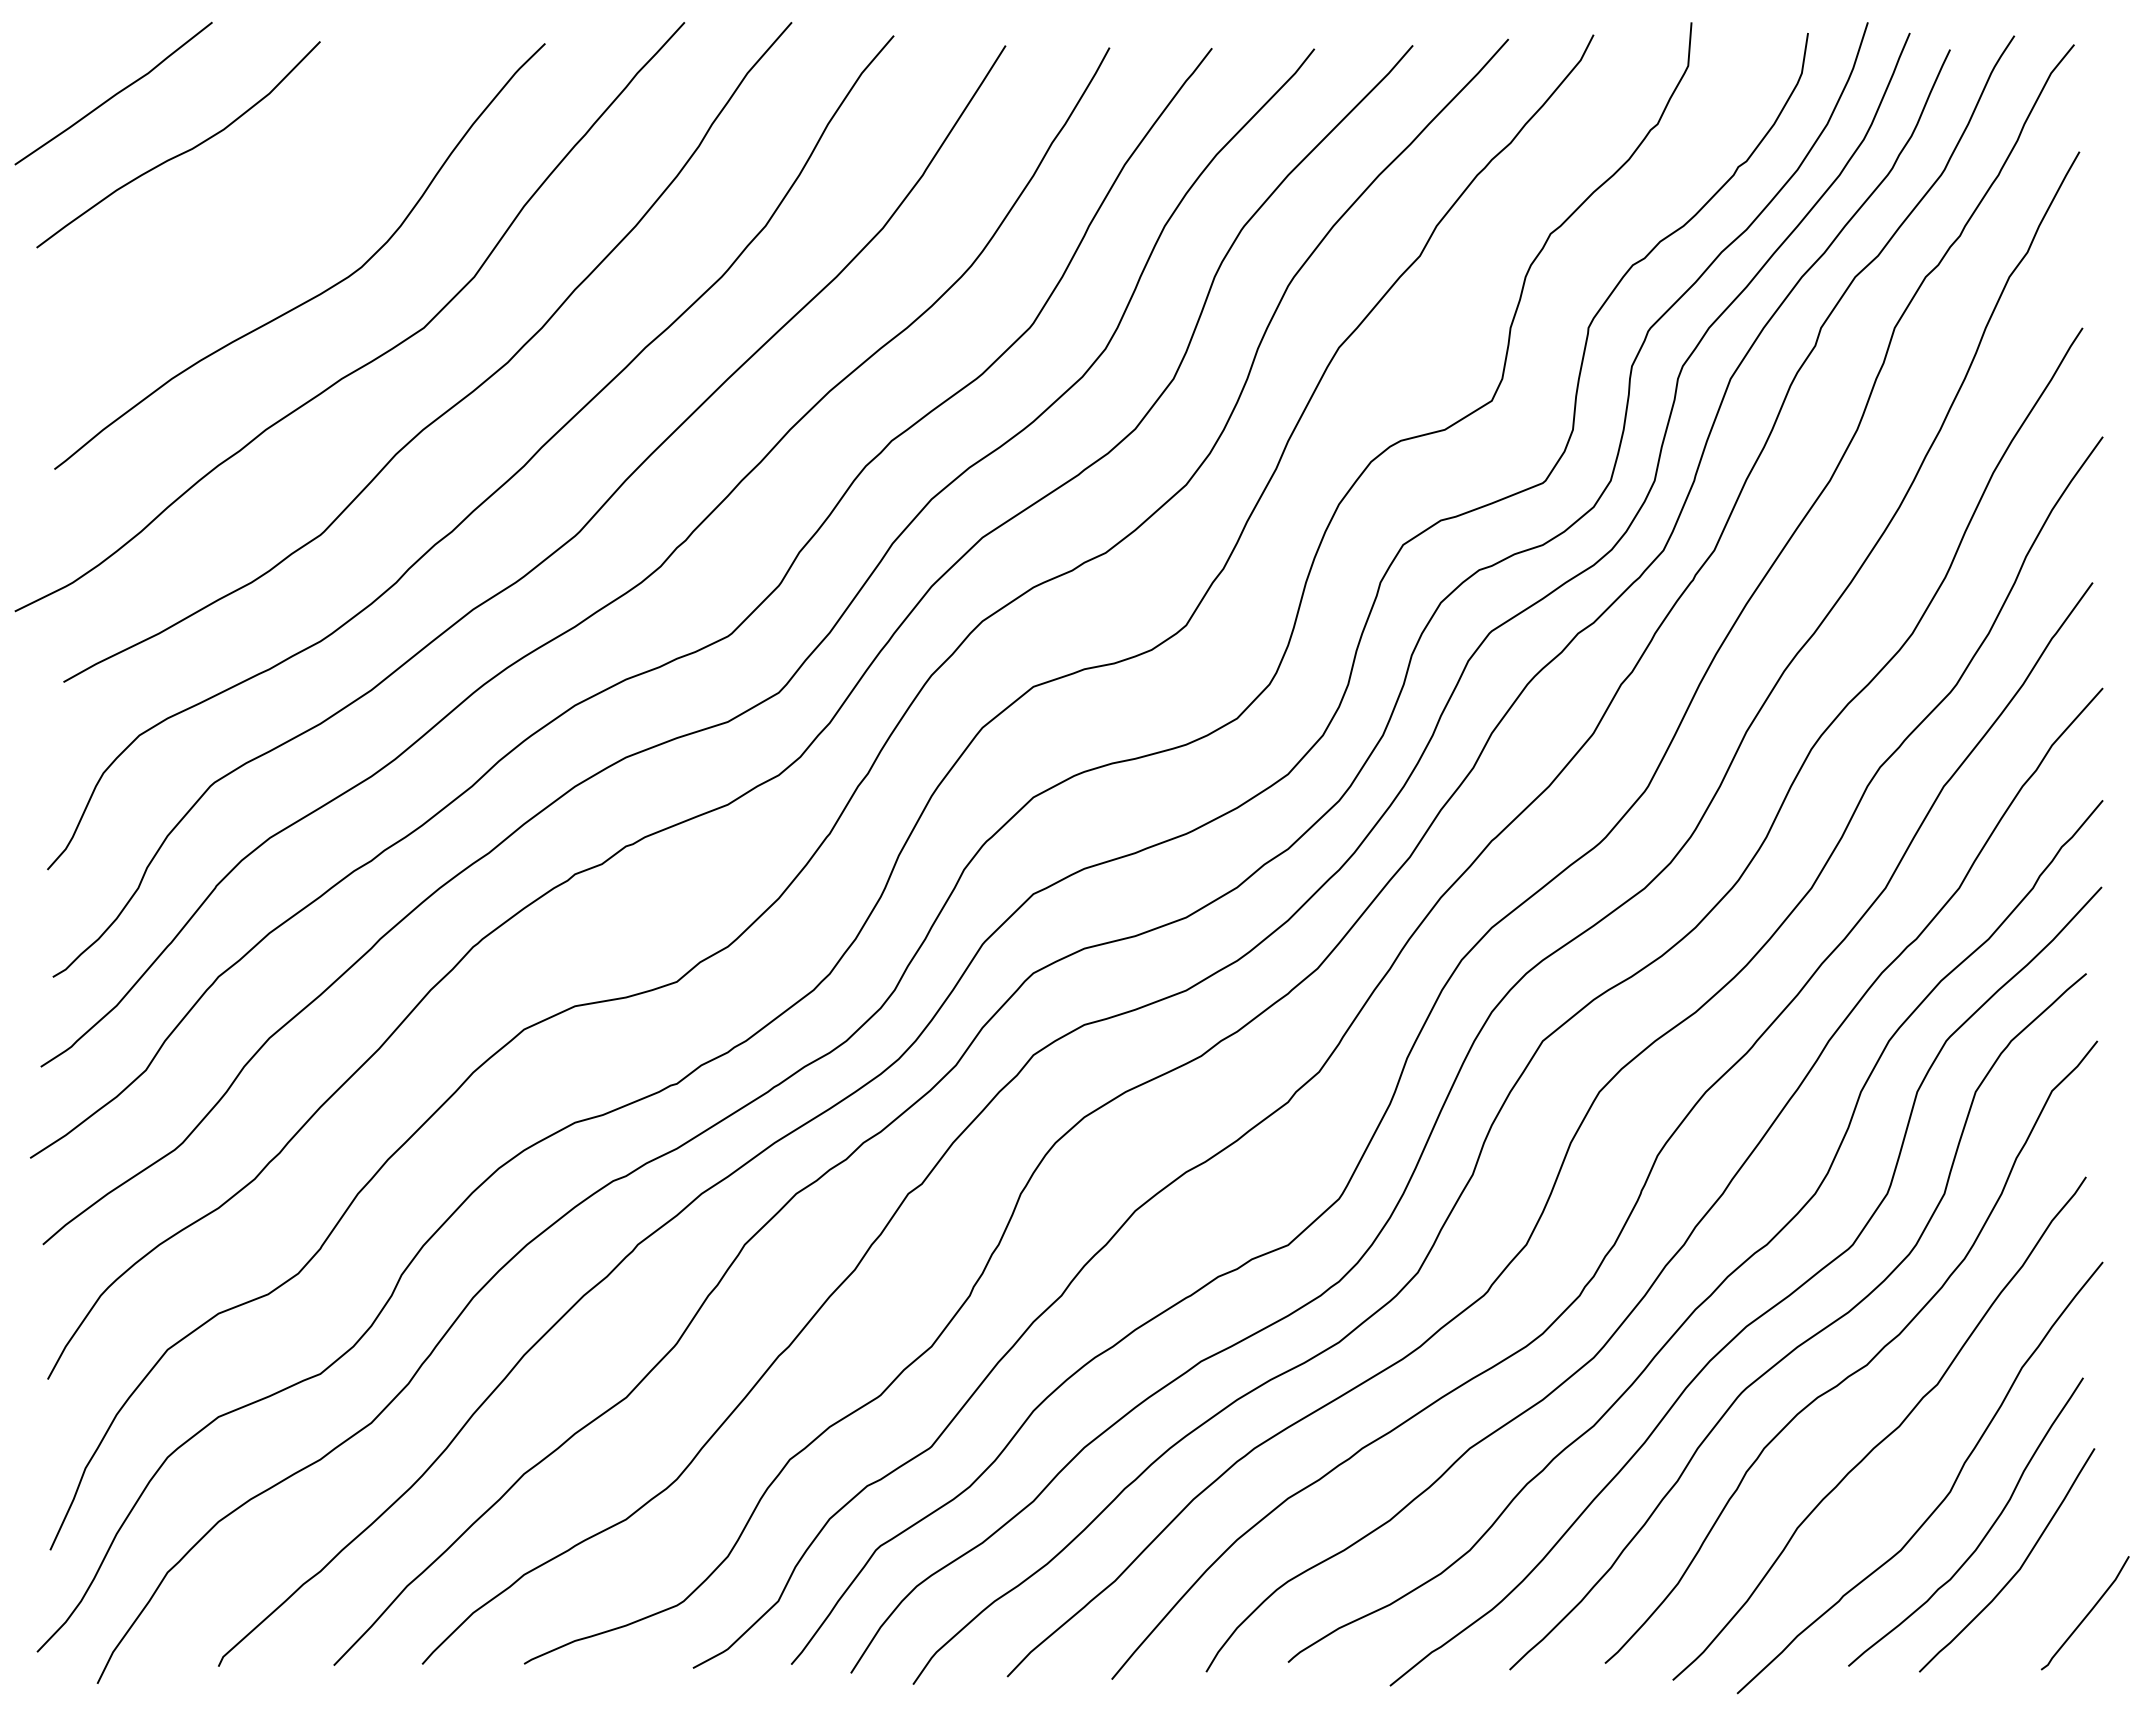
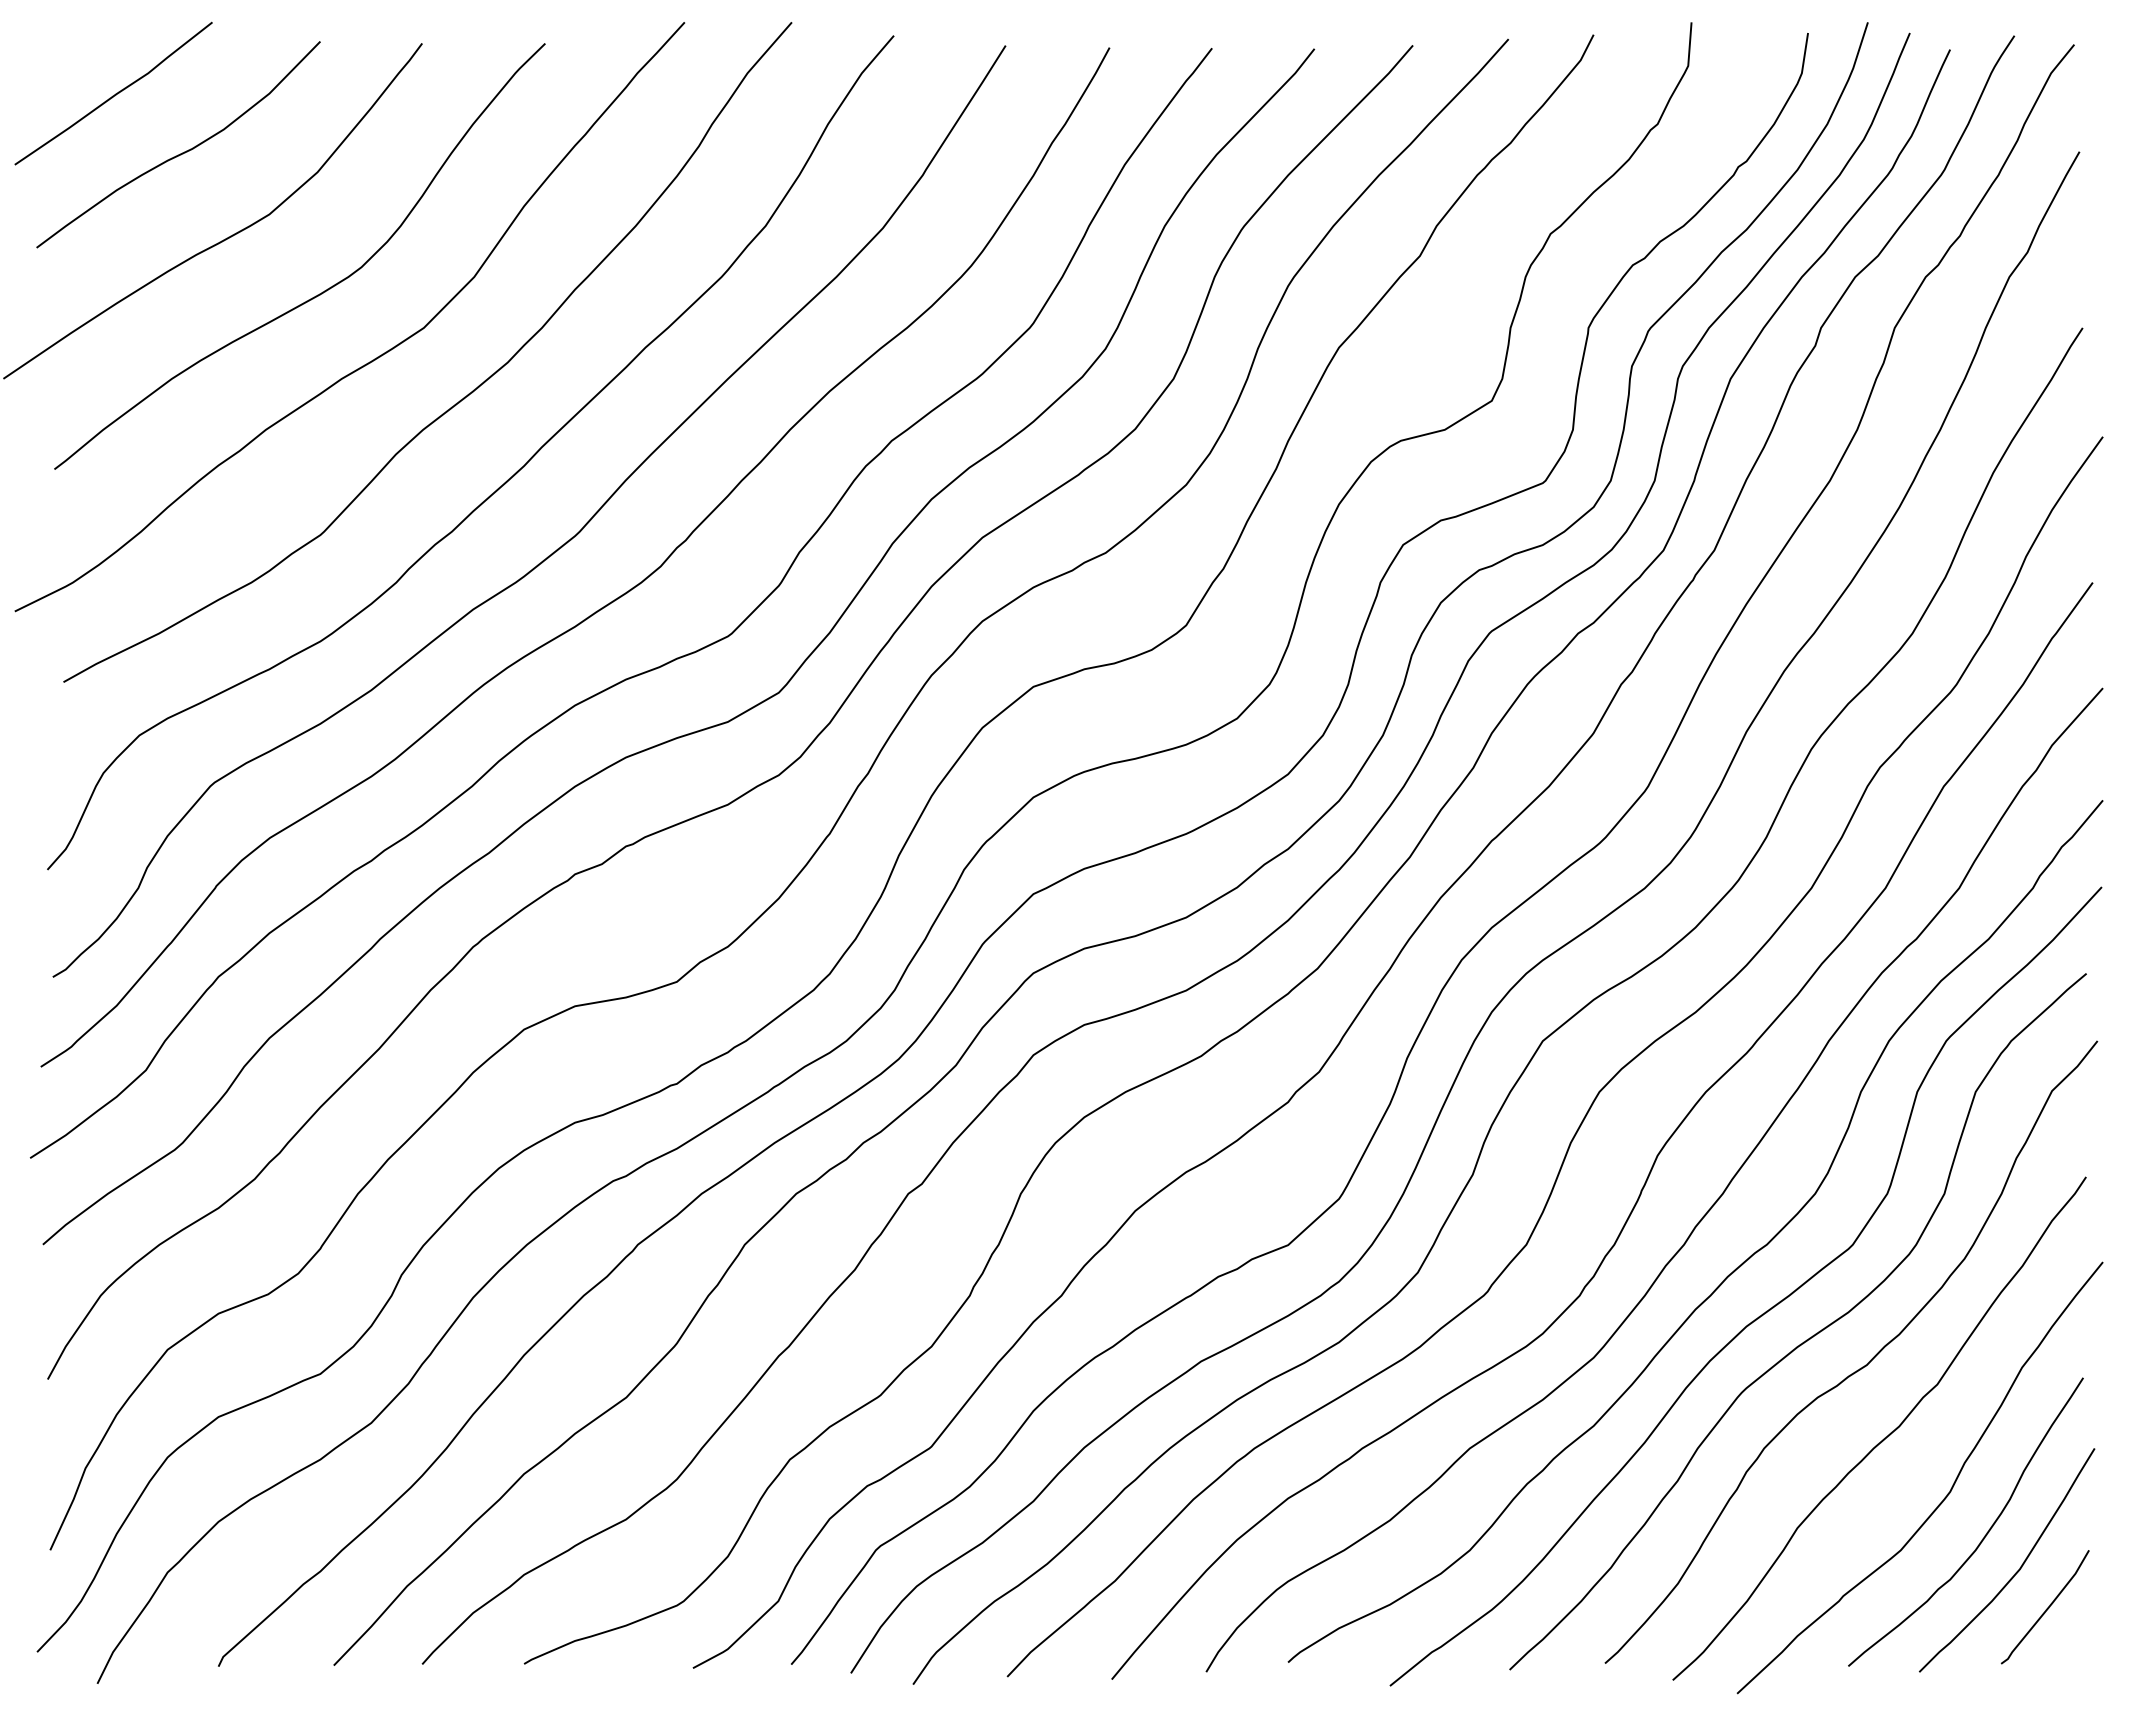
curve: none -> present (228, 236)
curve position: (2086, 1614) -> (2046, 1608) (2046, 1608)
